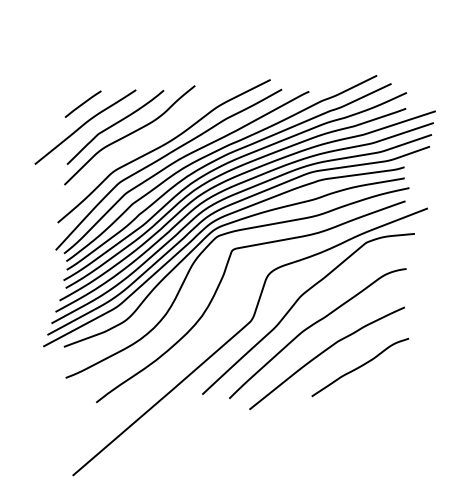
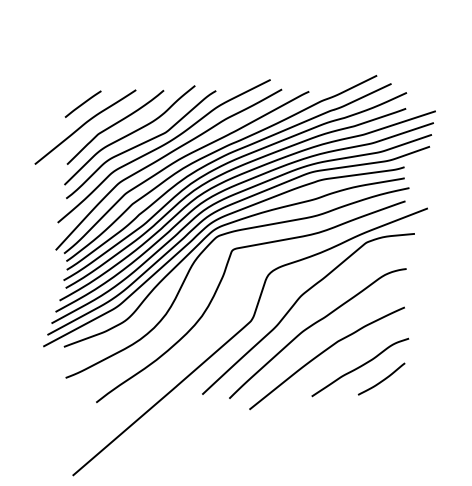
curve: none -> present (141, 144)
curve: none -> present (382, 379)
